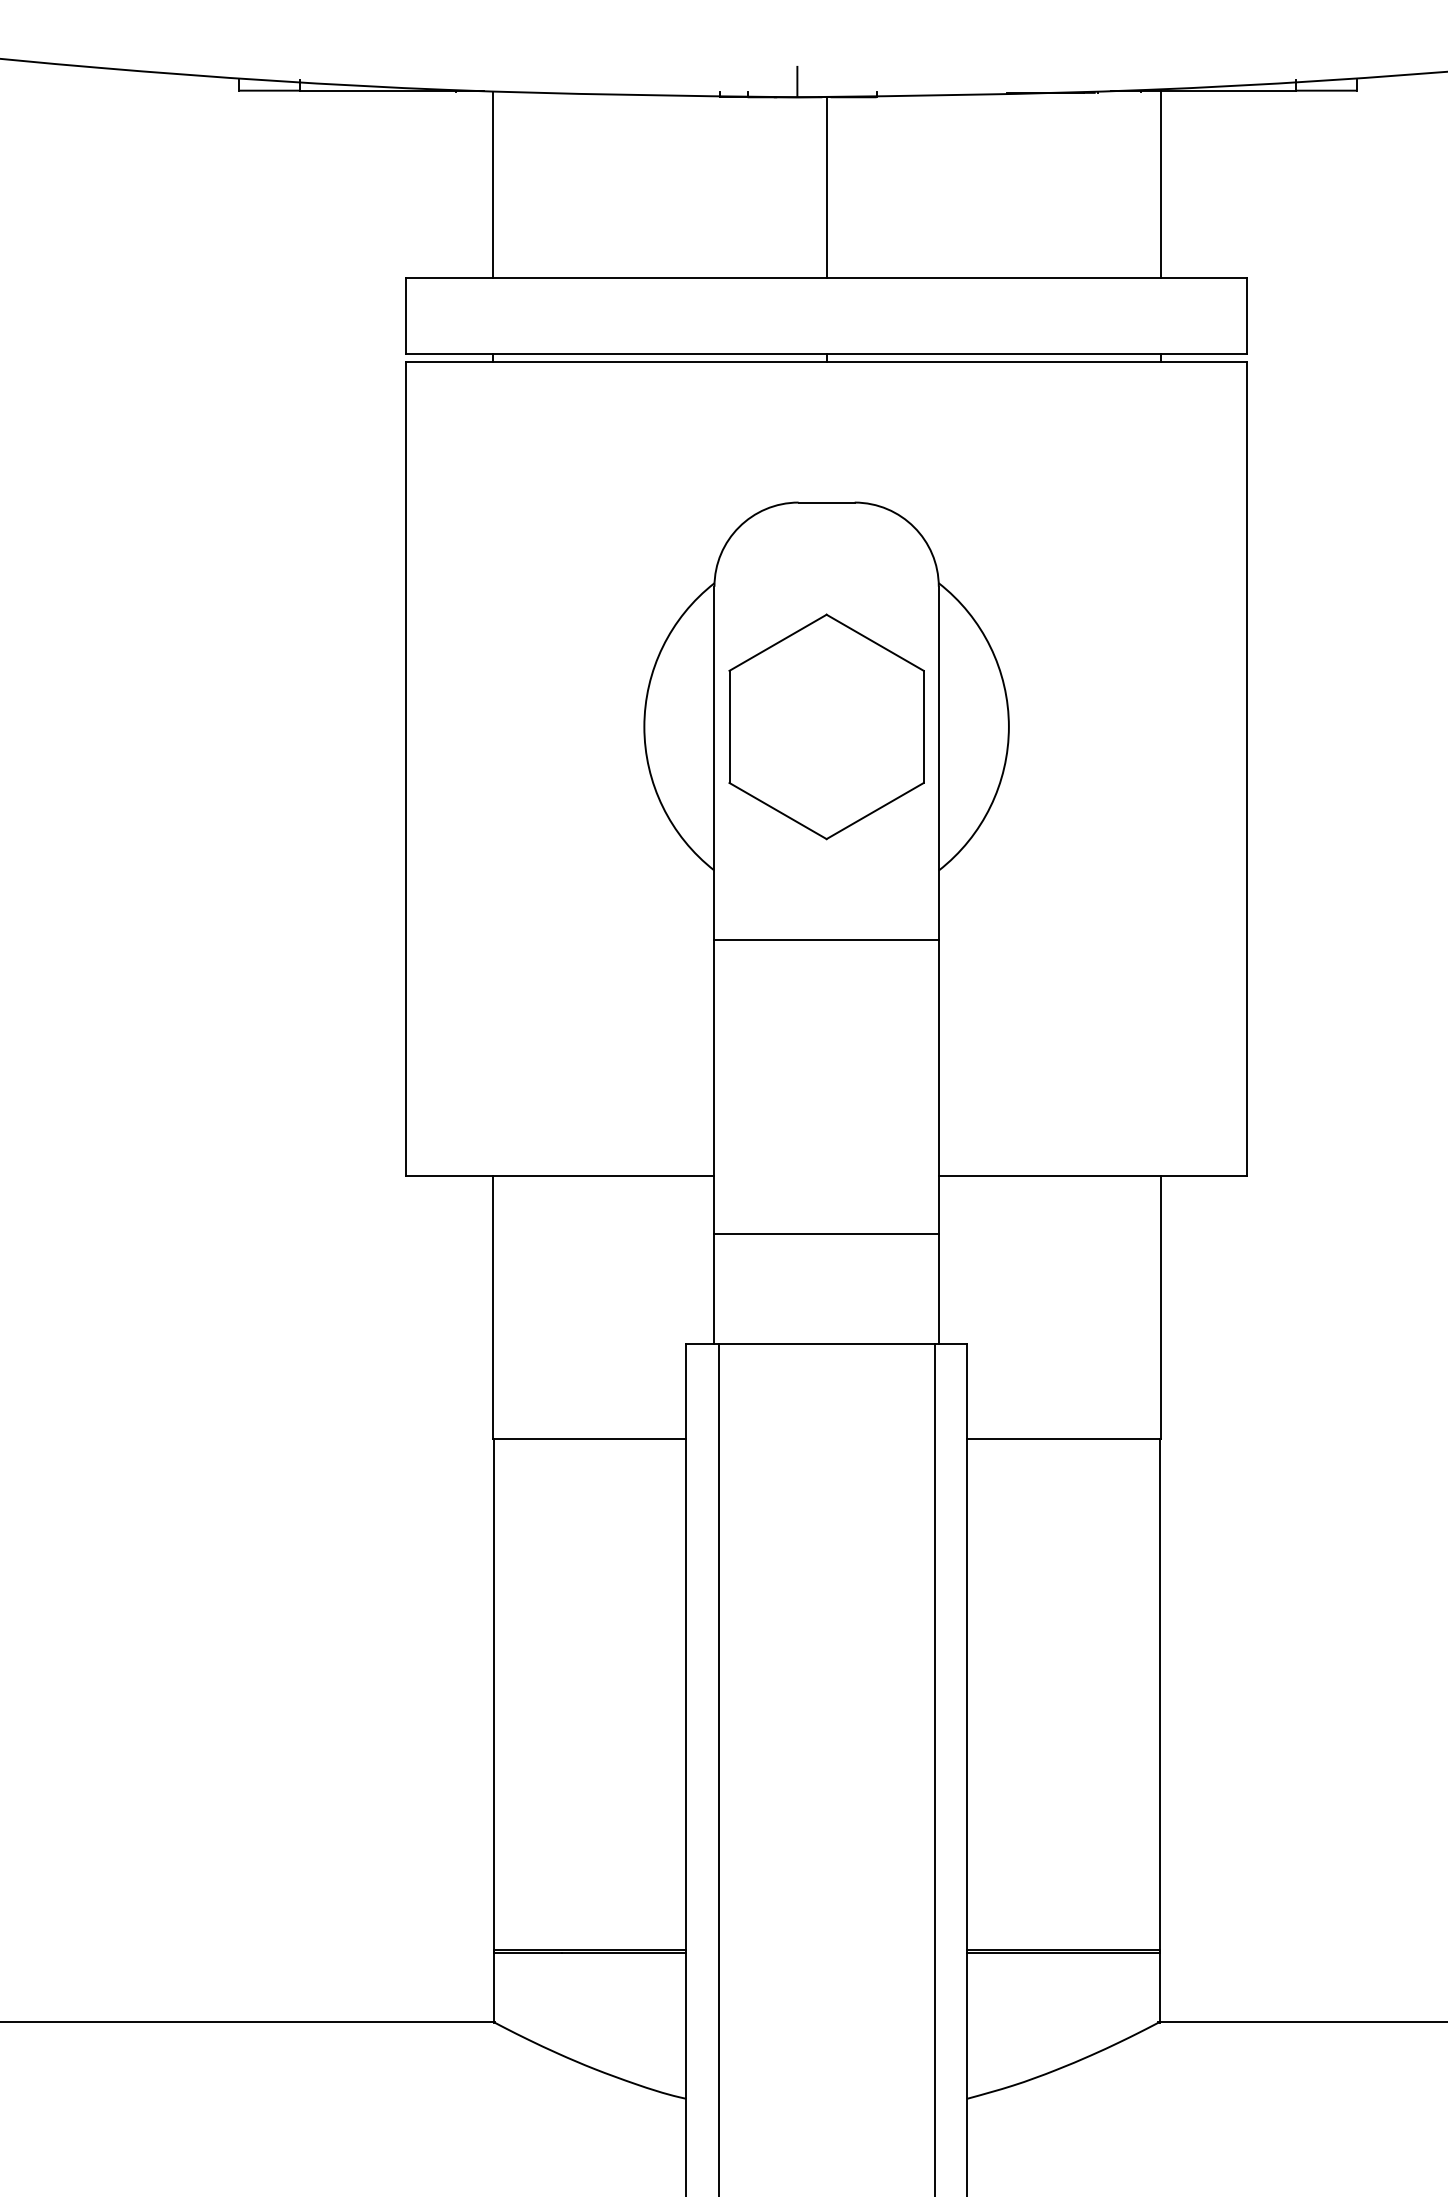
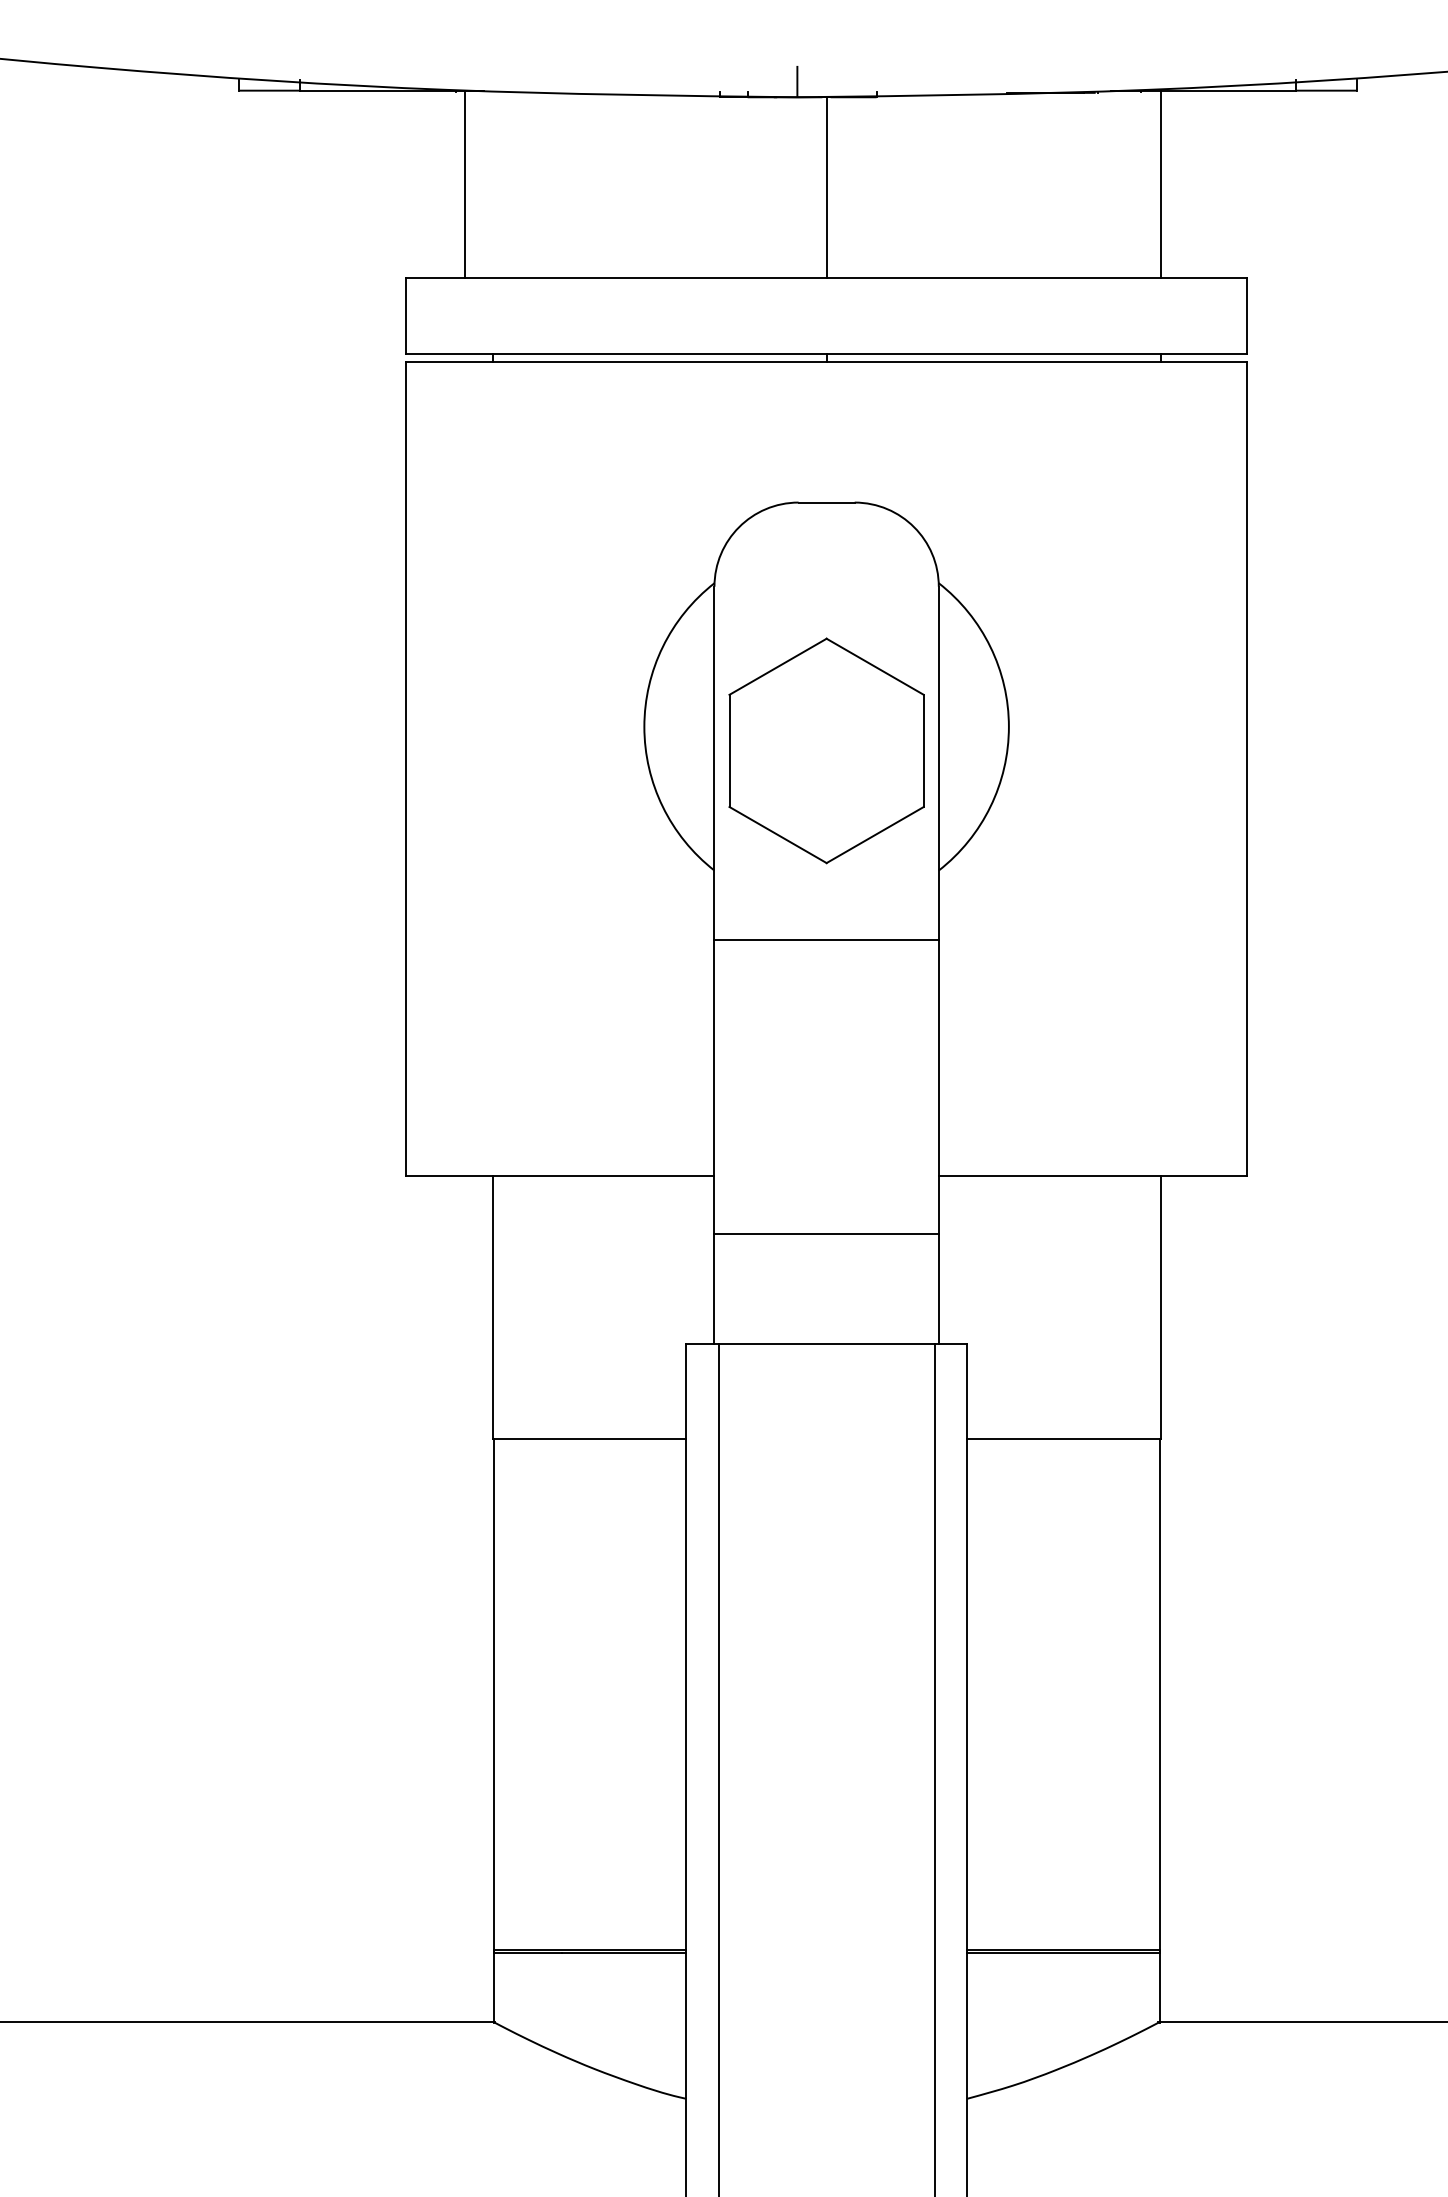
line position: (492, 184) -> (464, 184) (464, 184)
part position: (826, 726) -> (826, 750) (826, 750)
